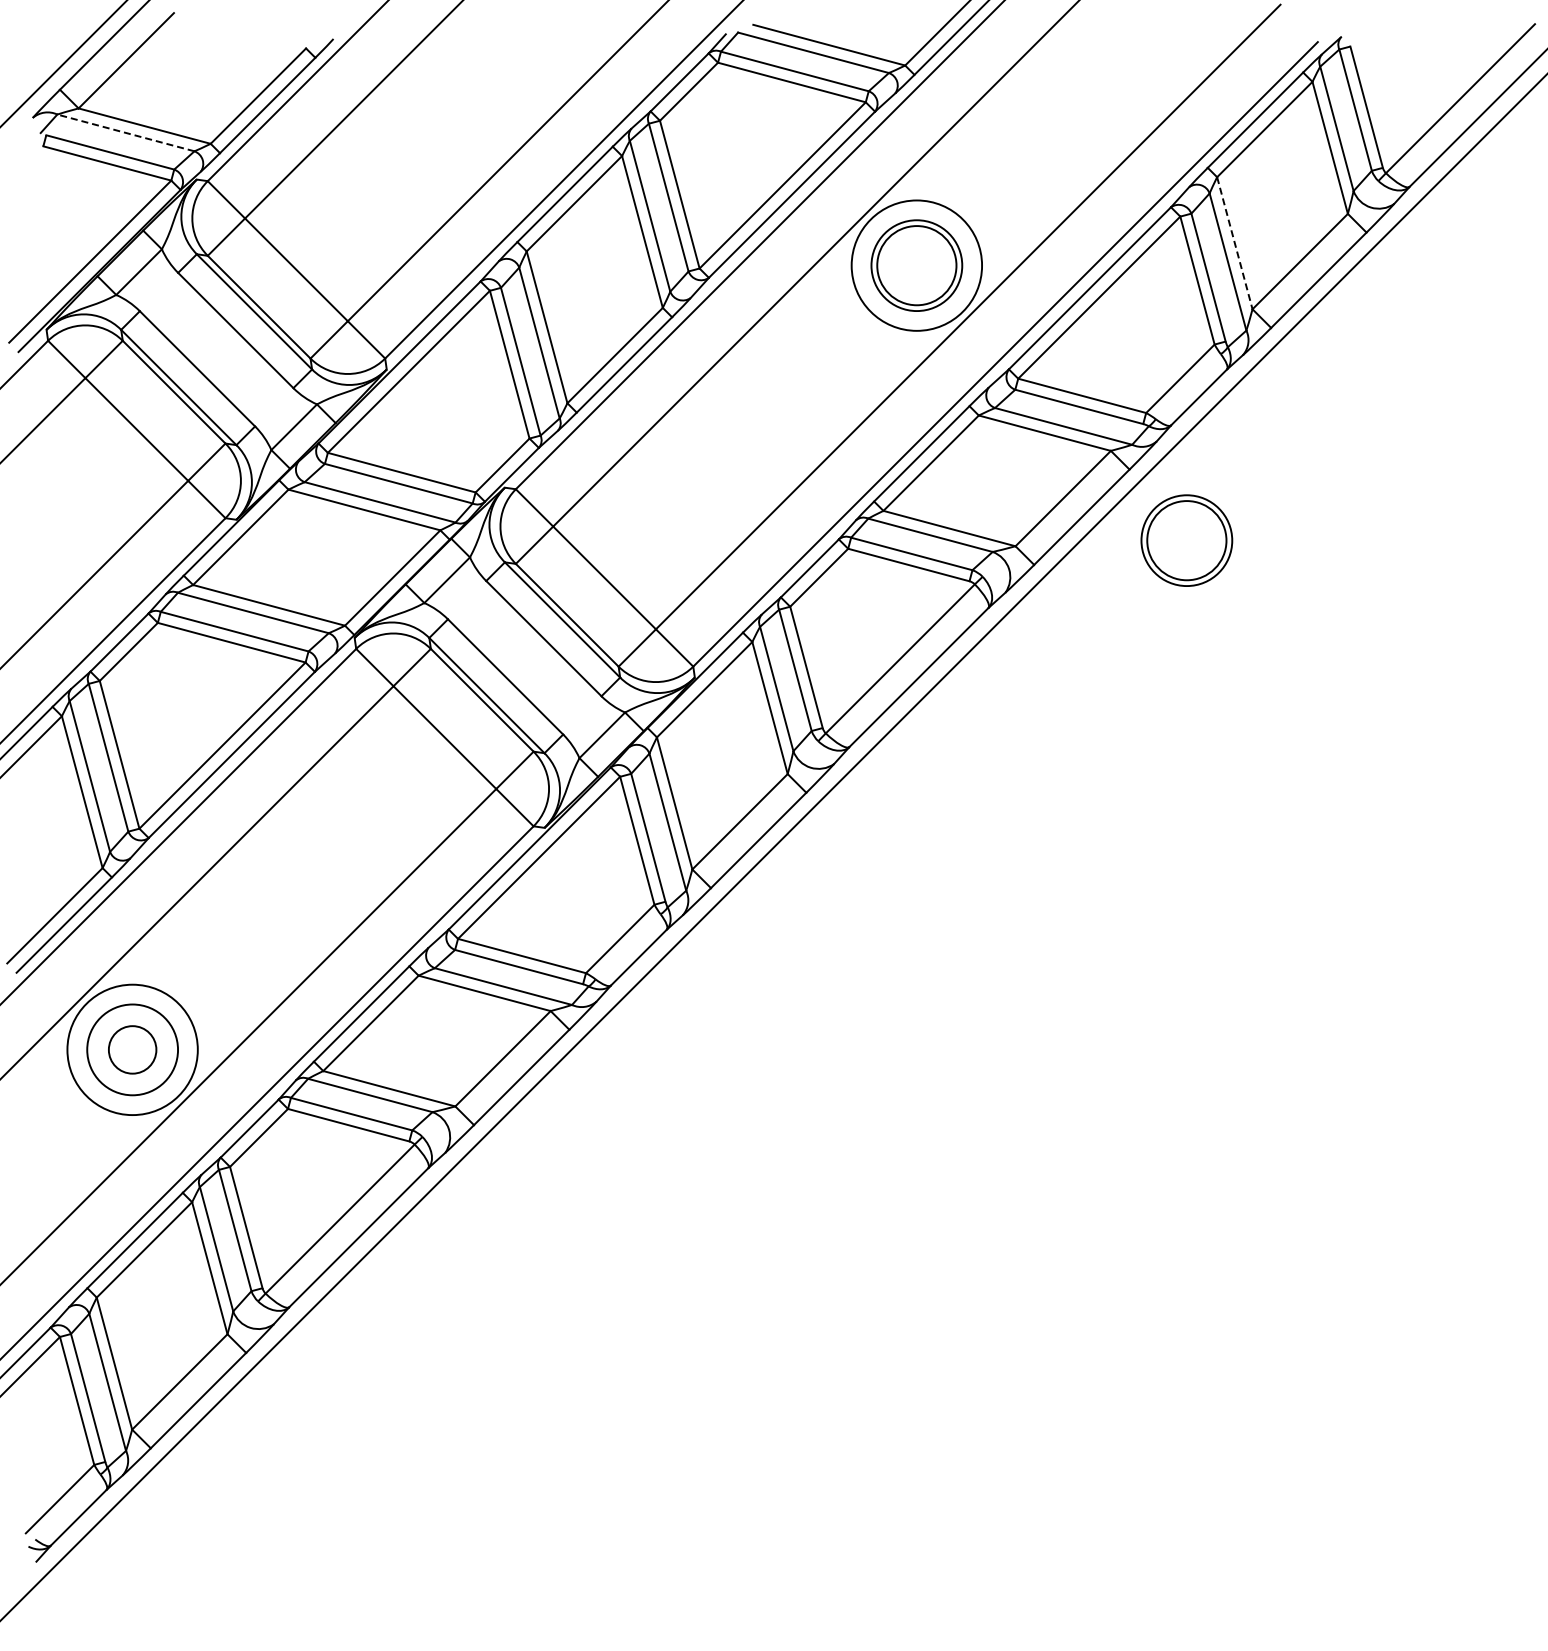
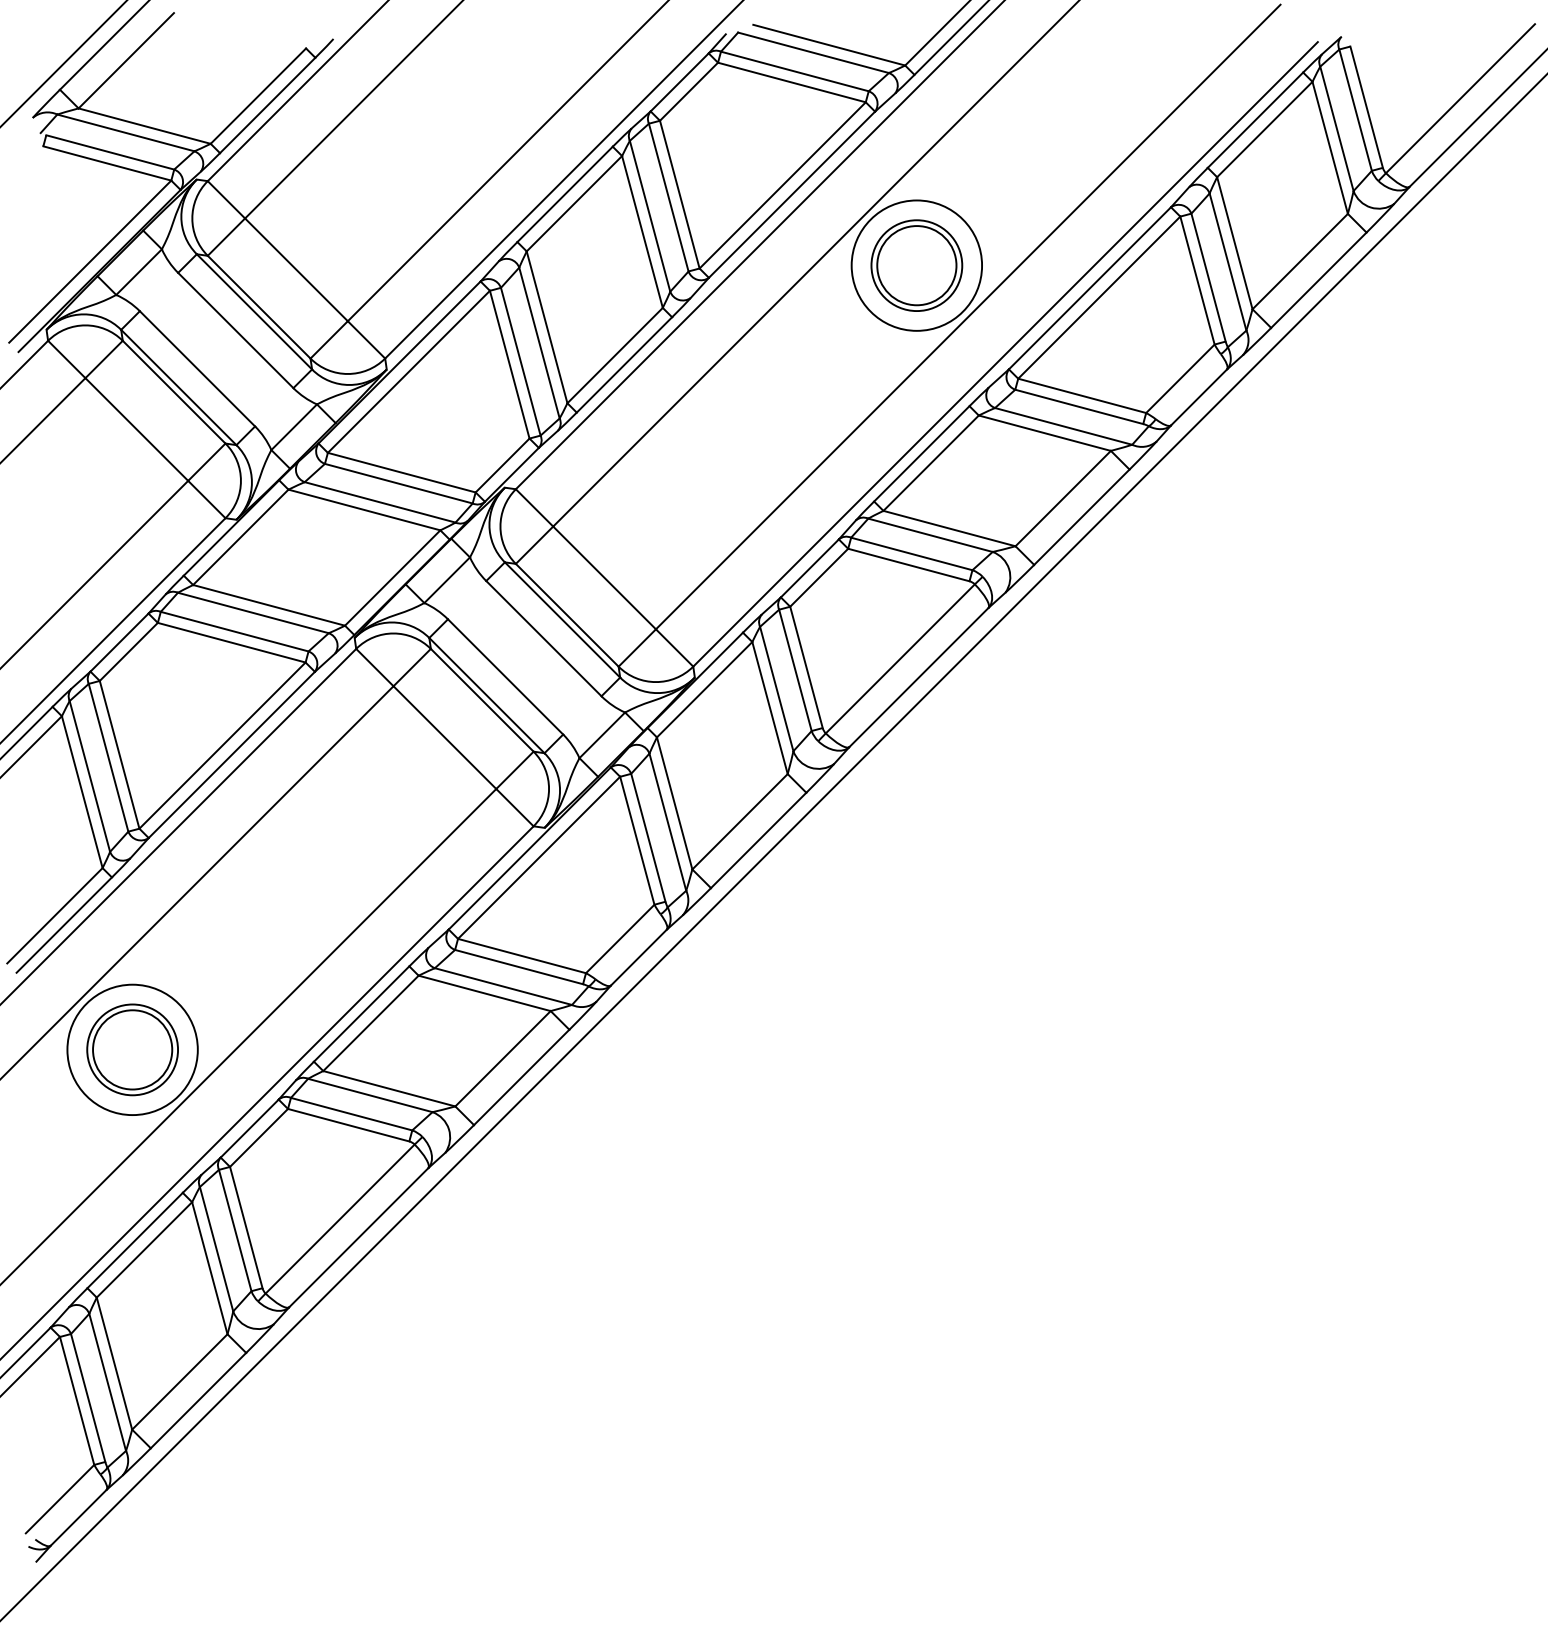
line: dashed -> solid (125, 132)
line: dashed -> solid (1234, 243)
part: present -> none (1186, 540)
circle diameter: 48 px -> 79 px (132, 1049)
